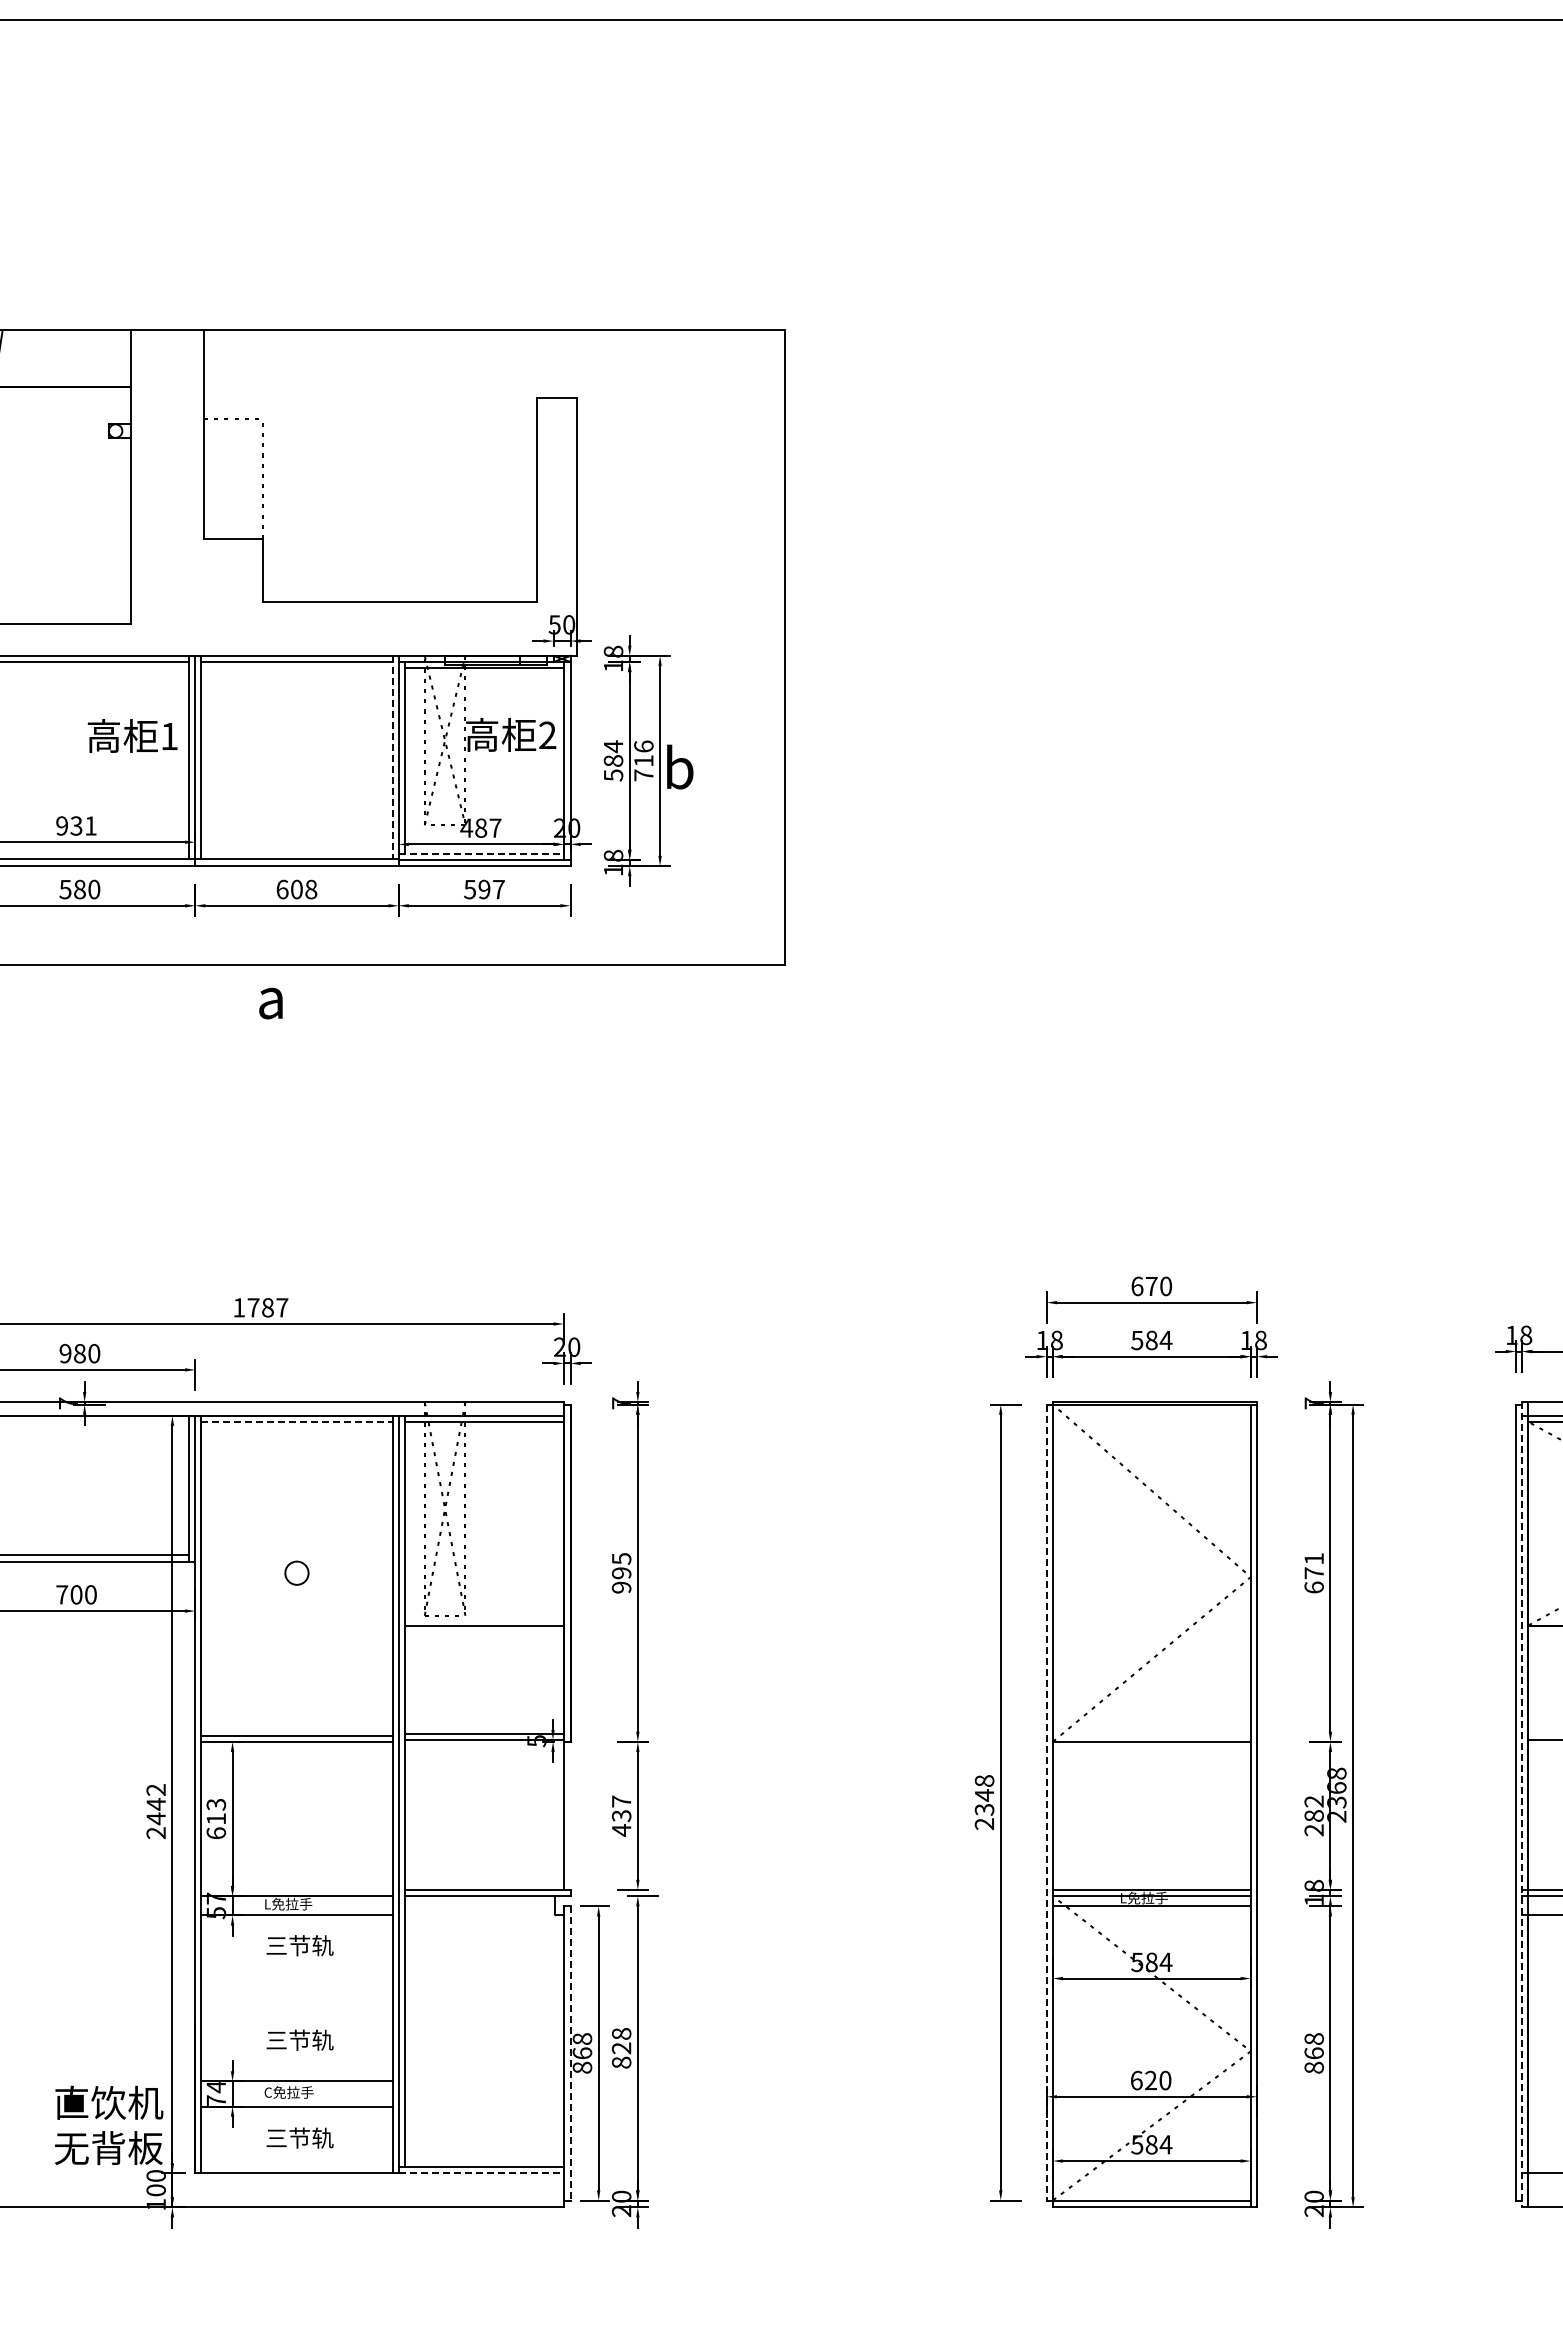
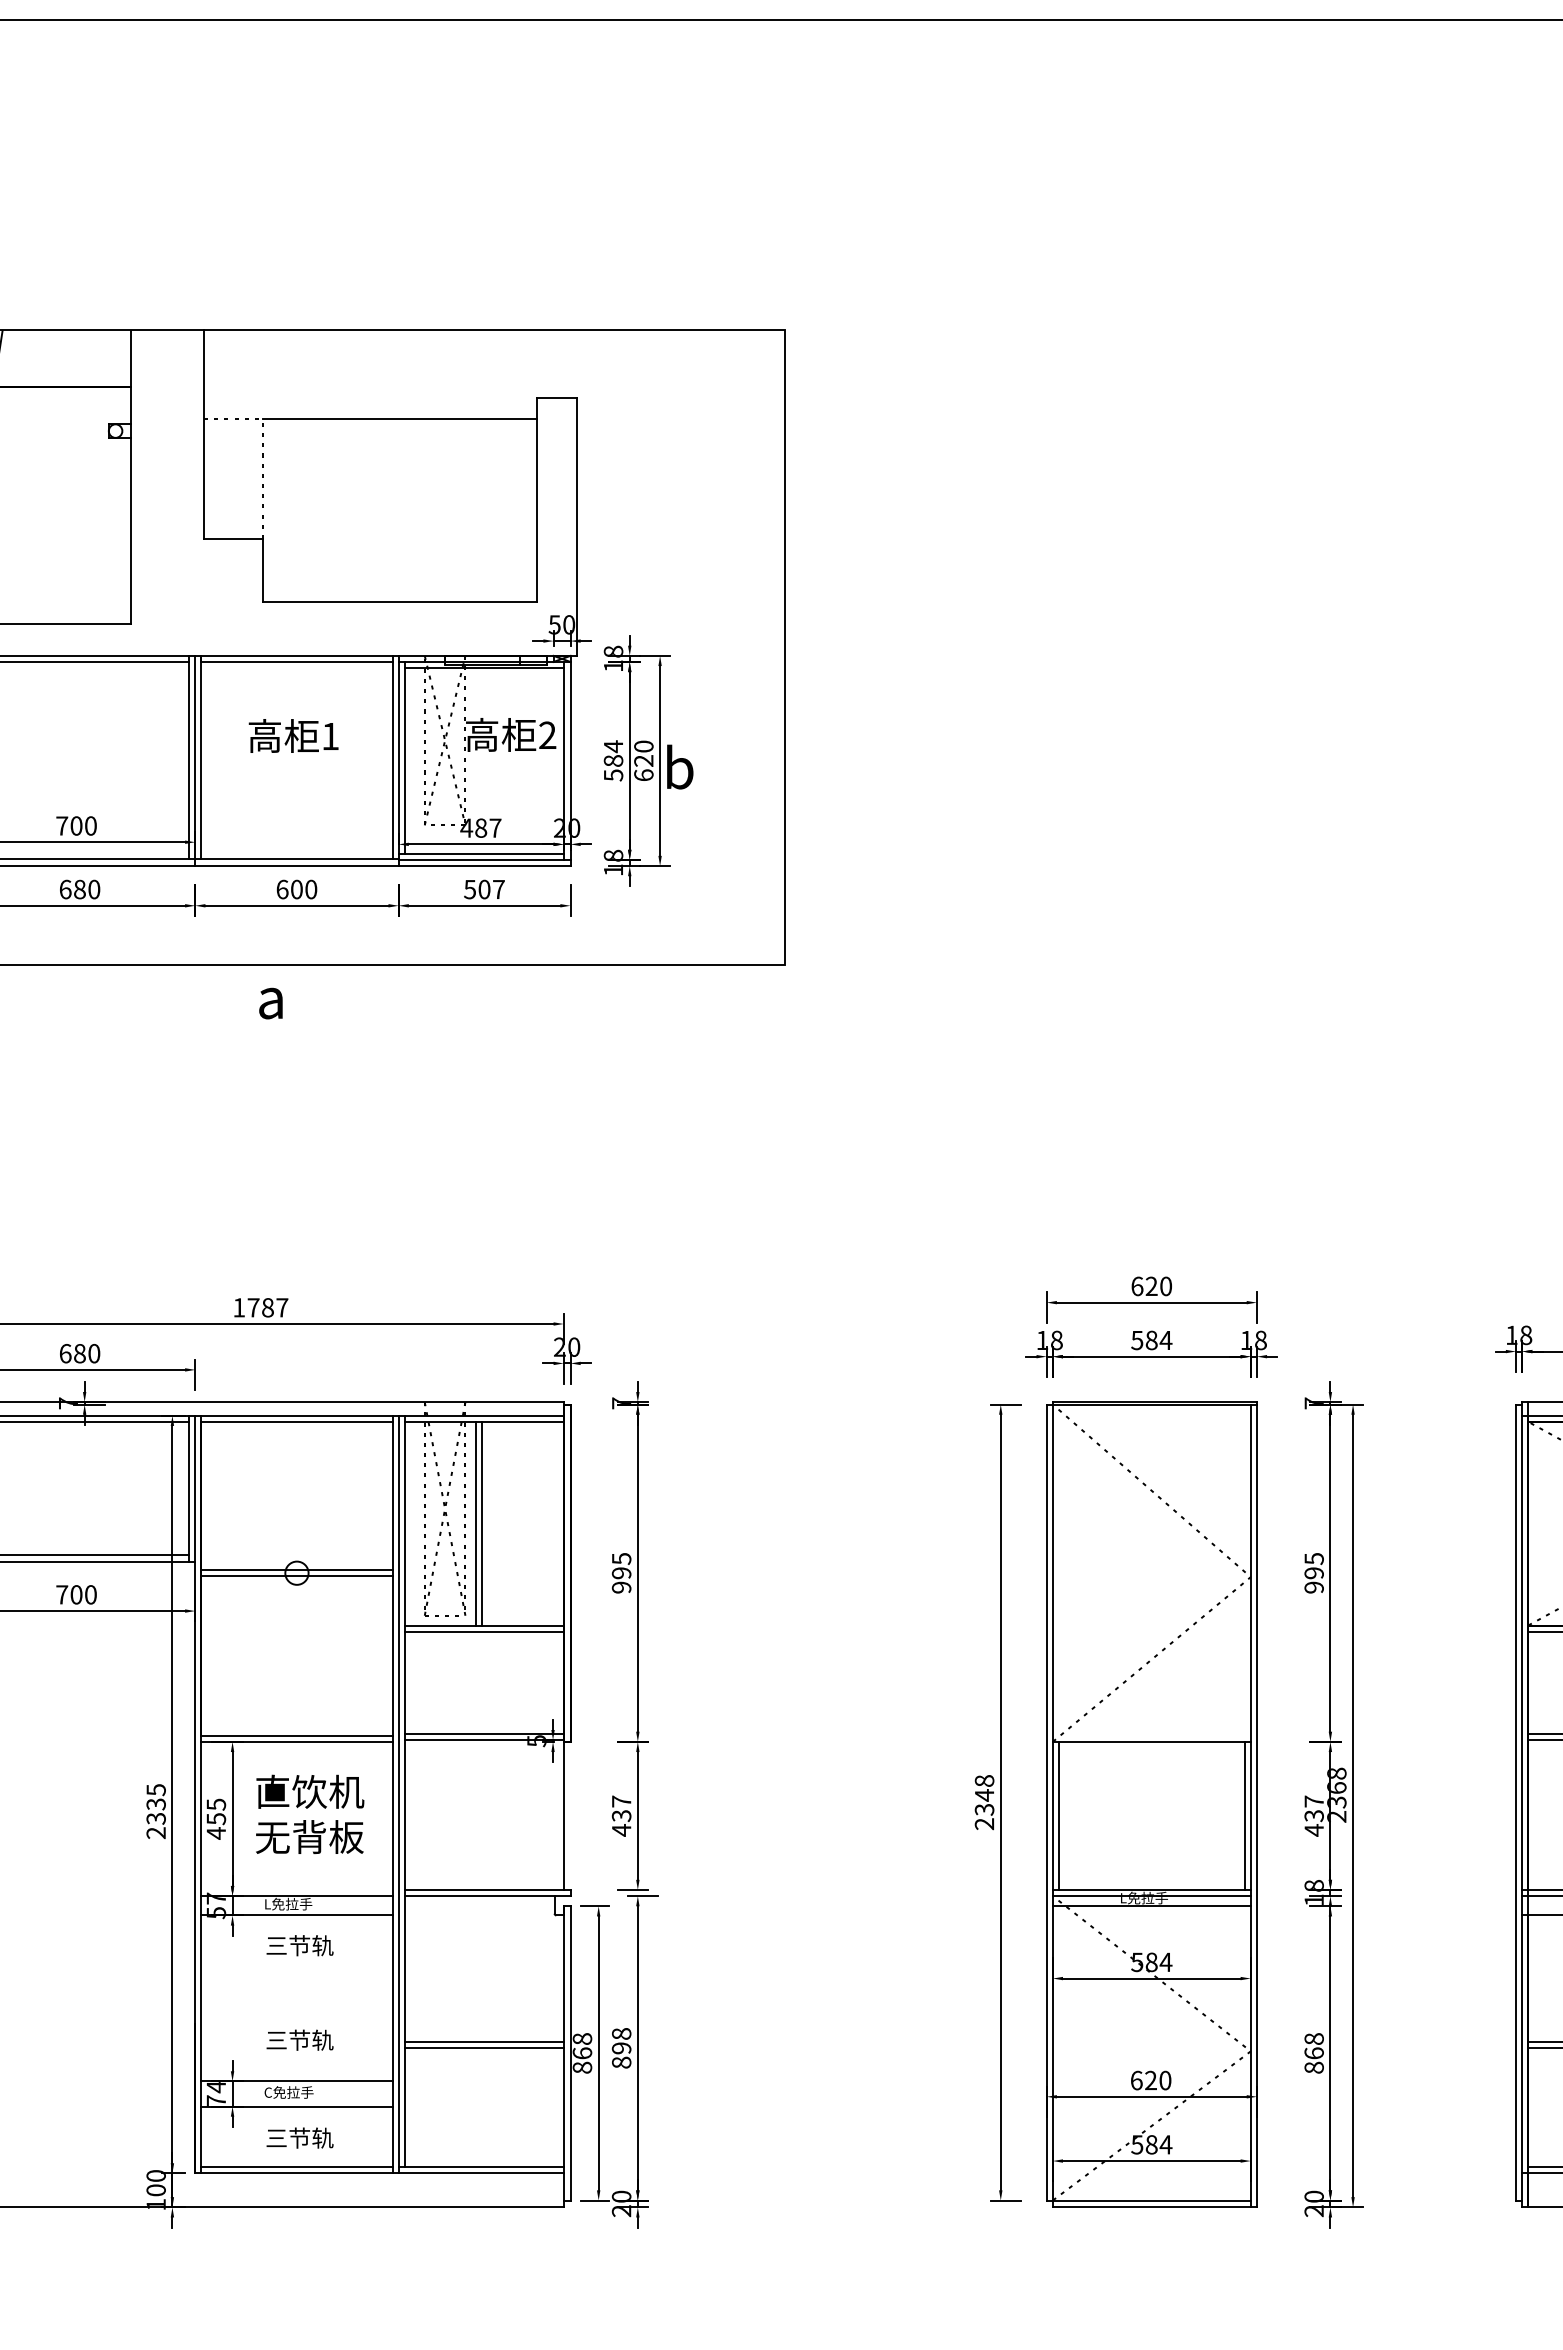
line: none -> present (399, 418)
text position: (132, 735) -> (293, 735) (293, 735)
line: dashed -> solid (392, 757)
text: 716 -> 620 (643, 760)
text: 931 -> 700 (76, 825)
line: dashed -> solid (481, 853)
text: 580 -> 680 (65, 889)
text: 608 -> 600 (311, 889)
text: 597 -> 507 (484, 889)
text: 670 -> 620 (1151, 1285)
text: 980 -> 680 (65, 1353)
line: none -> present (95, 1421)
line: dashed -> solid (296, 1421)
line: none -> present (475, 1523)
line: none -> present (481, 1523)
line: none -> present (296, 1570)
text: 671 -> 995 (1313, 1573)
line: none -> present (296, 1576)
line: none -> present (483, 1631)
line: none -> present (1543, 1631)
line: none -> present (1543, 1734)
line: dashed -> solid (1046, 1802)
text: 2442 -> 2335 (155, 1804)
line: dashed -> solid (1522, 1804)
line: none -> present (1058, 1815)
line: none -> present (1244, 1815)
text: 282 -> 437 (1313, 1815)
text: 613 -> 455 (216, 1818)
line: none -> present (483, 2041)
line: none -> present (1543, 2041)
line: none -> present (483, 2047)
line: none -> present (1543, 2047)
text: 828 -> 898 (621, 2048)
line: dashed -> solid (570, 2053)
text position: (109, 2124) -> (310, 1813) (310, 1813)
line: none -> present (296, 2167)
line: none -> present (1543, 2167)
line: dashed -> solid (481, 2173)
